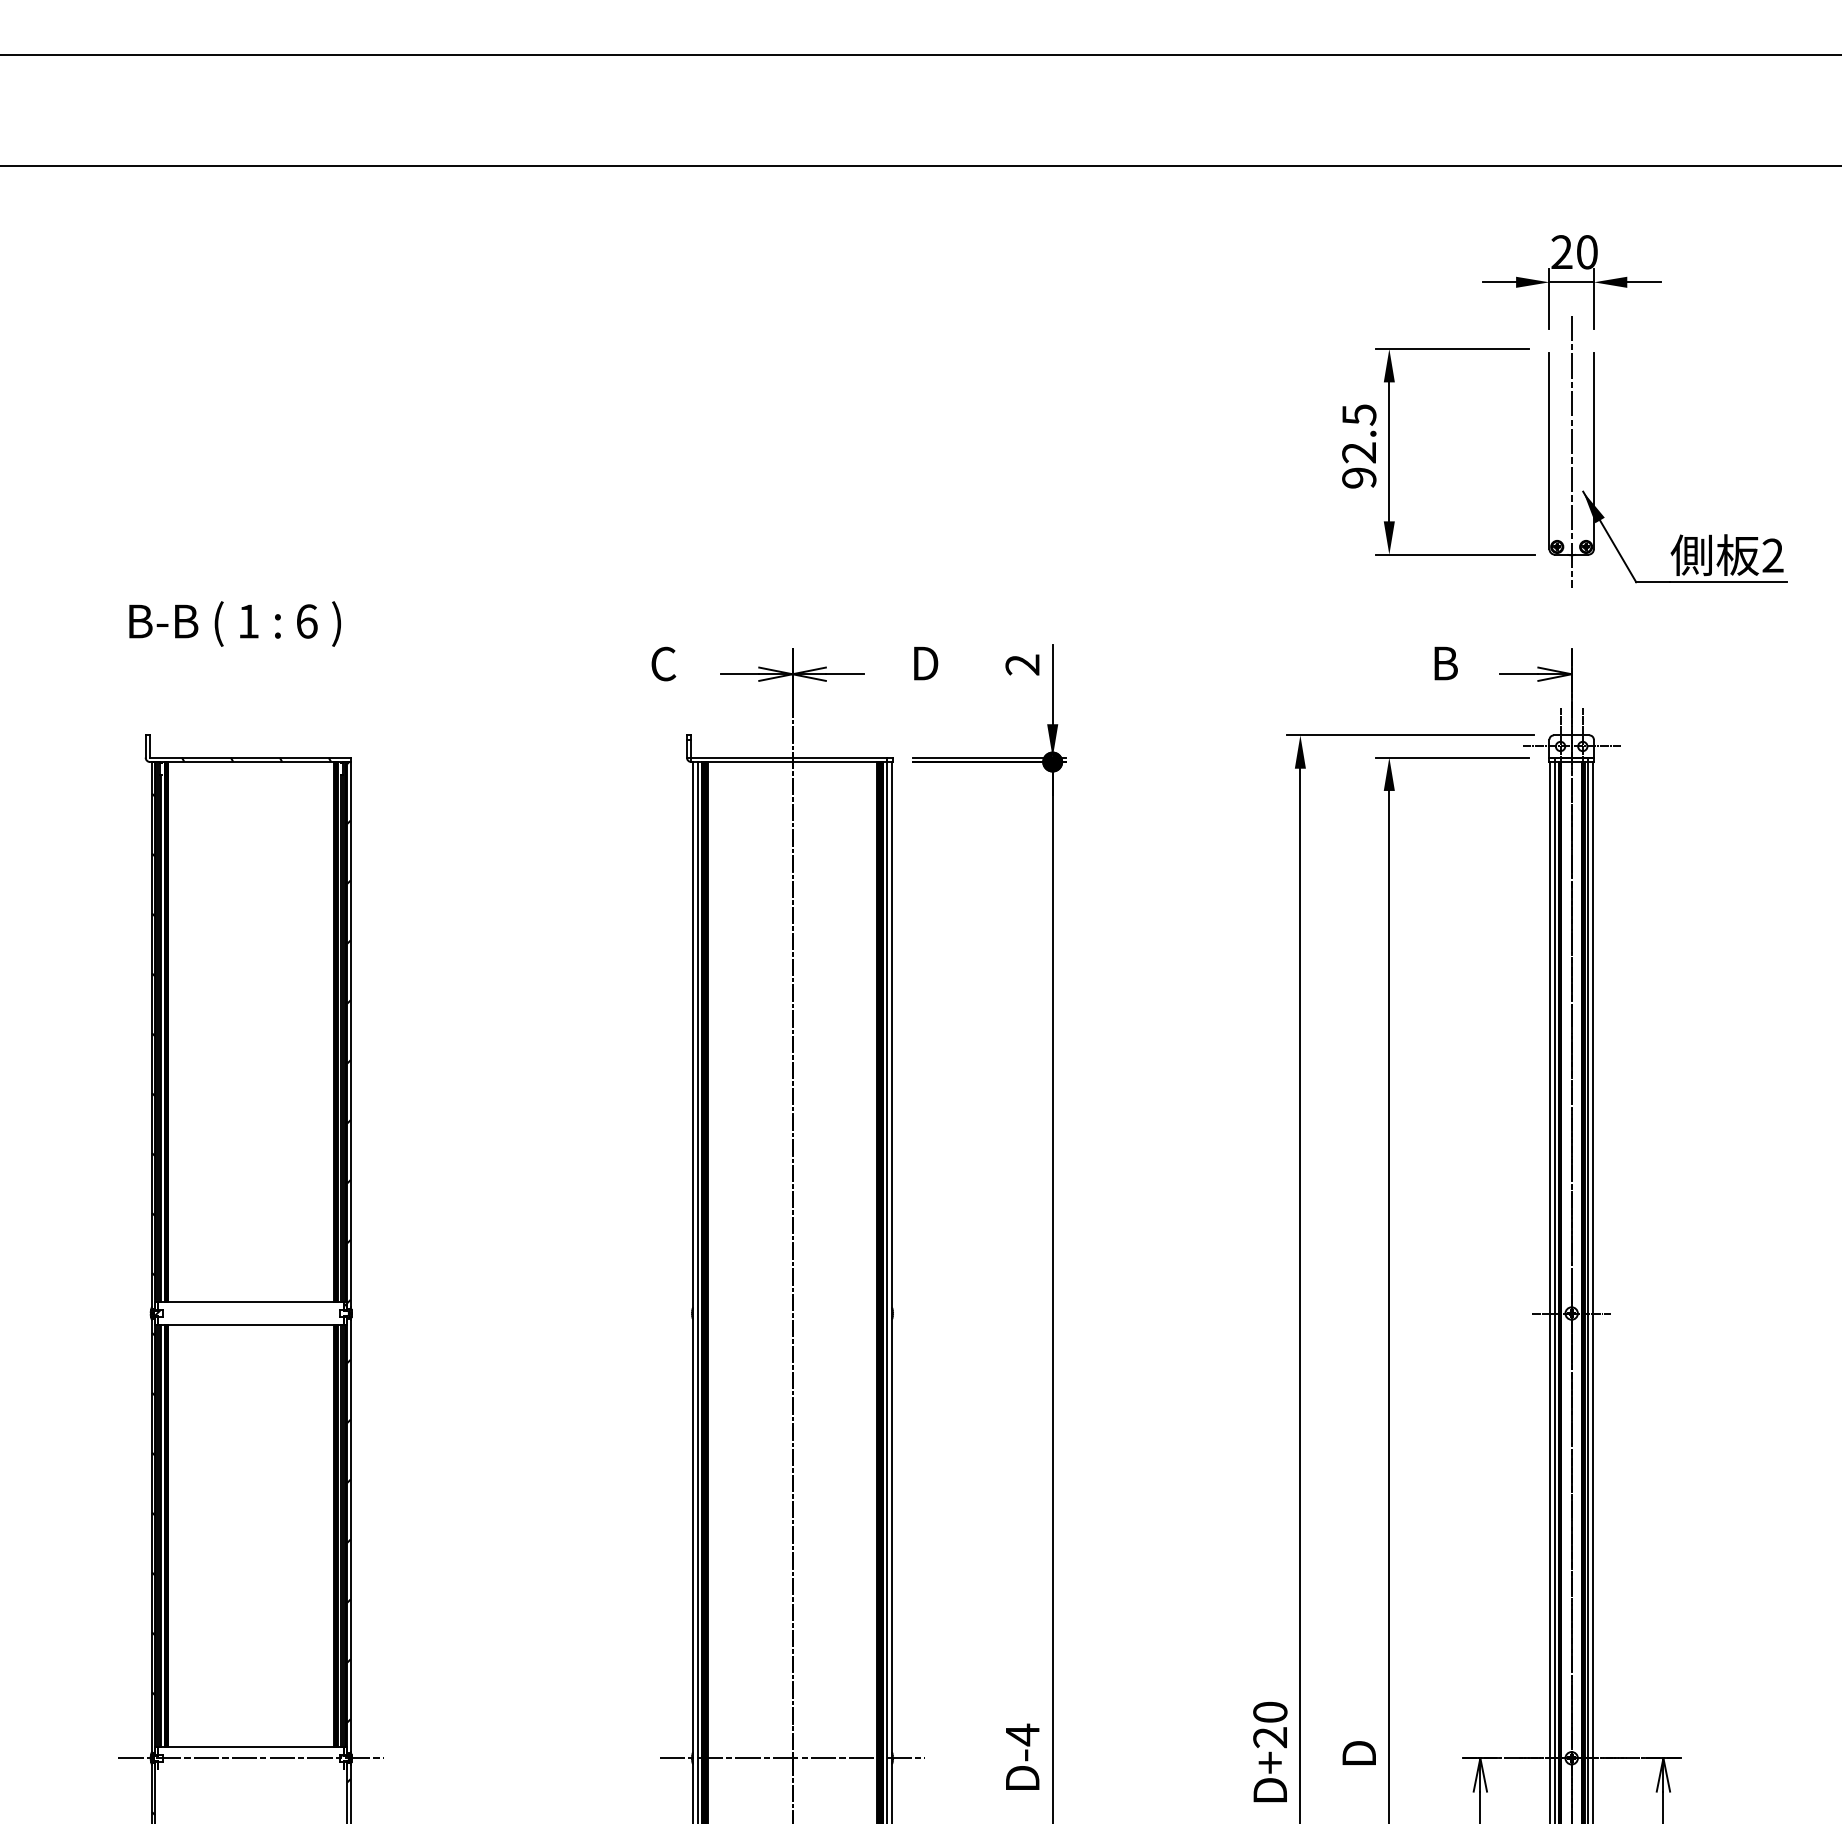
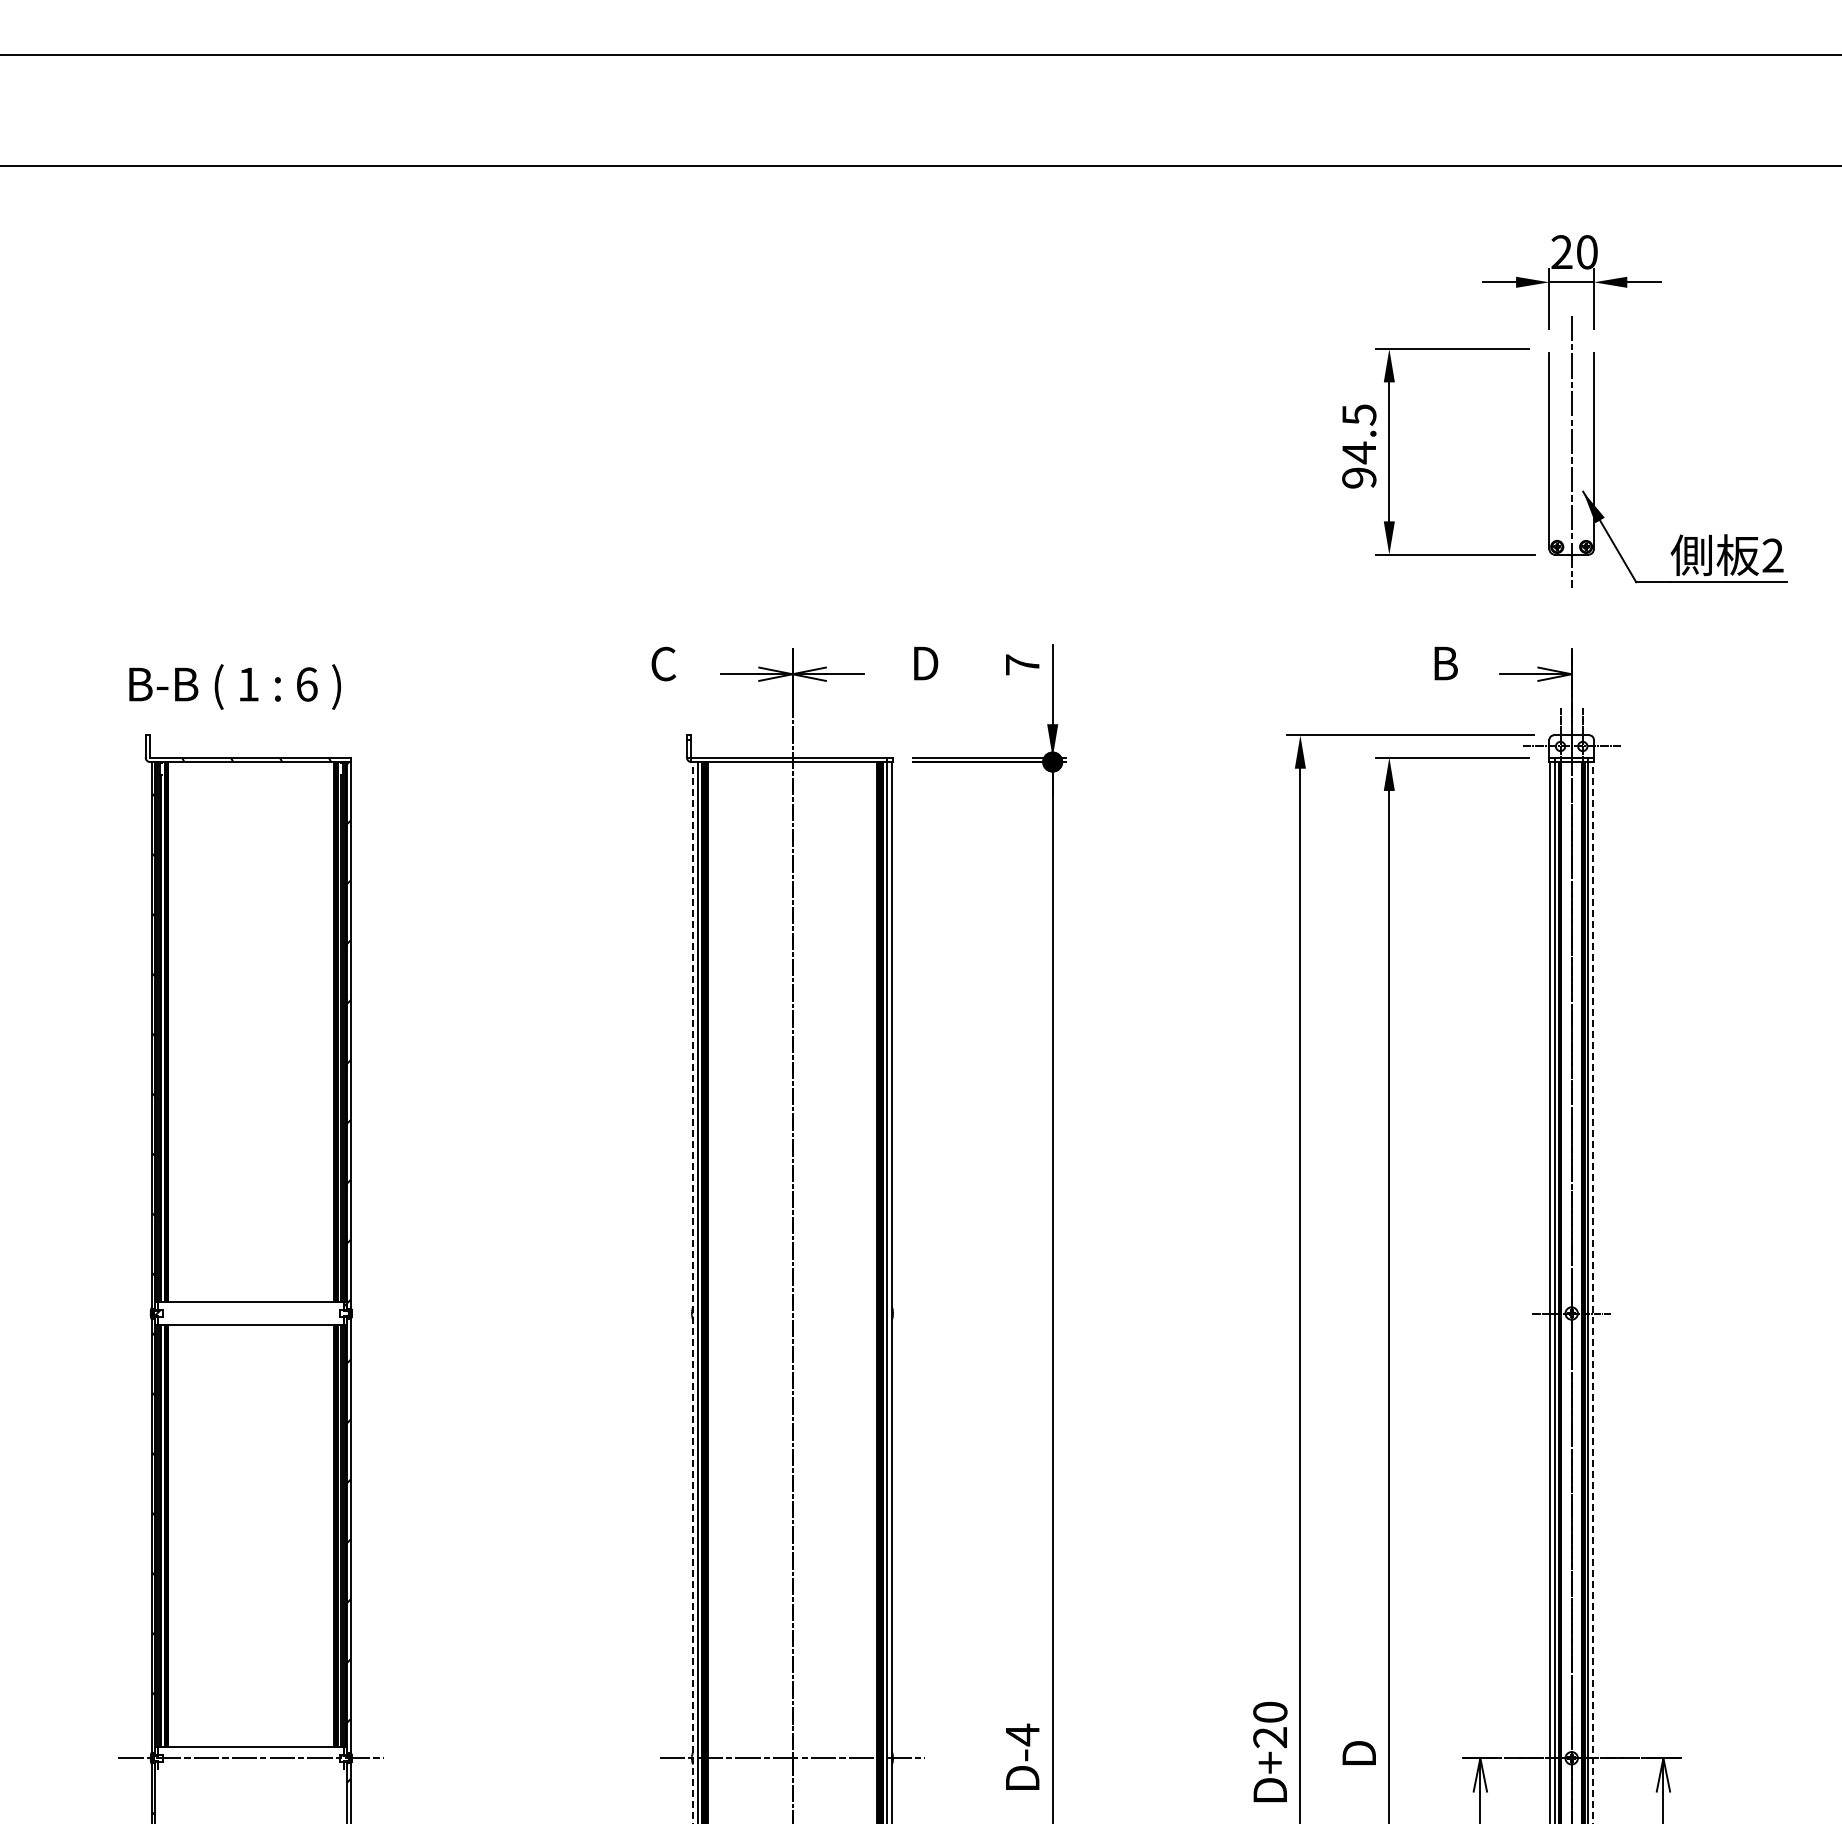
text: 92.5 -> 94.5 (1358, 452)
text position: (234, 623) -> (234, 686) (234, 686)
text: 2 -> 7 (1022, 664)
line: solid -> dashed (693, 1292)
line: solid -> dashed (1593, 1292)
